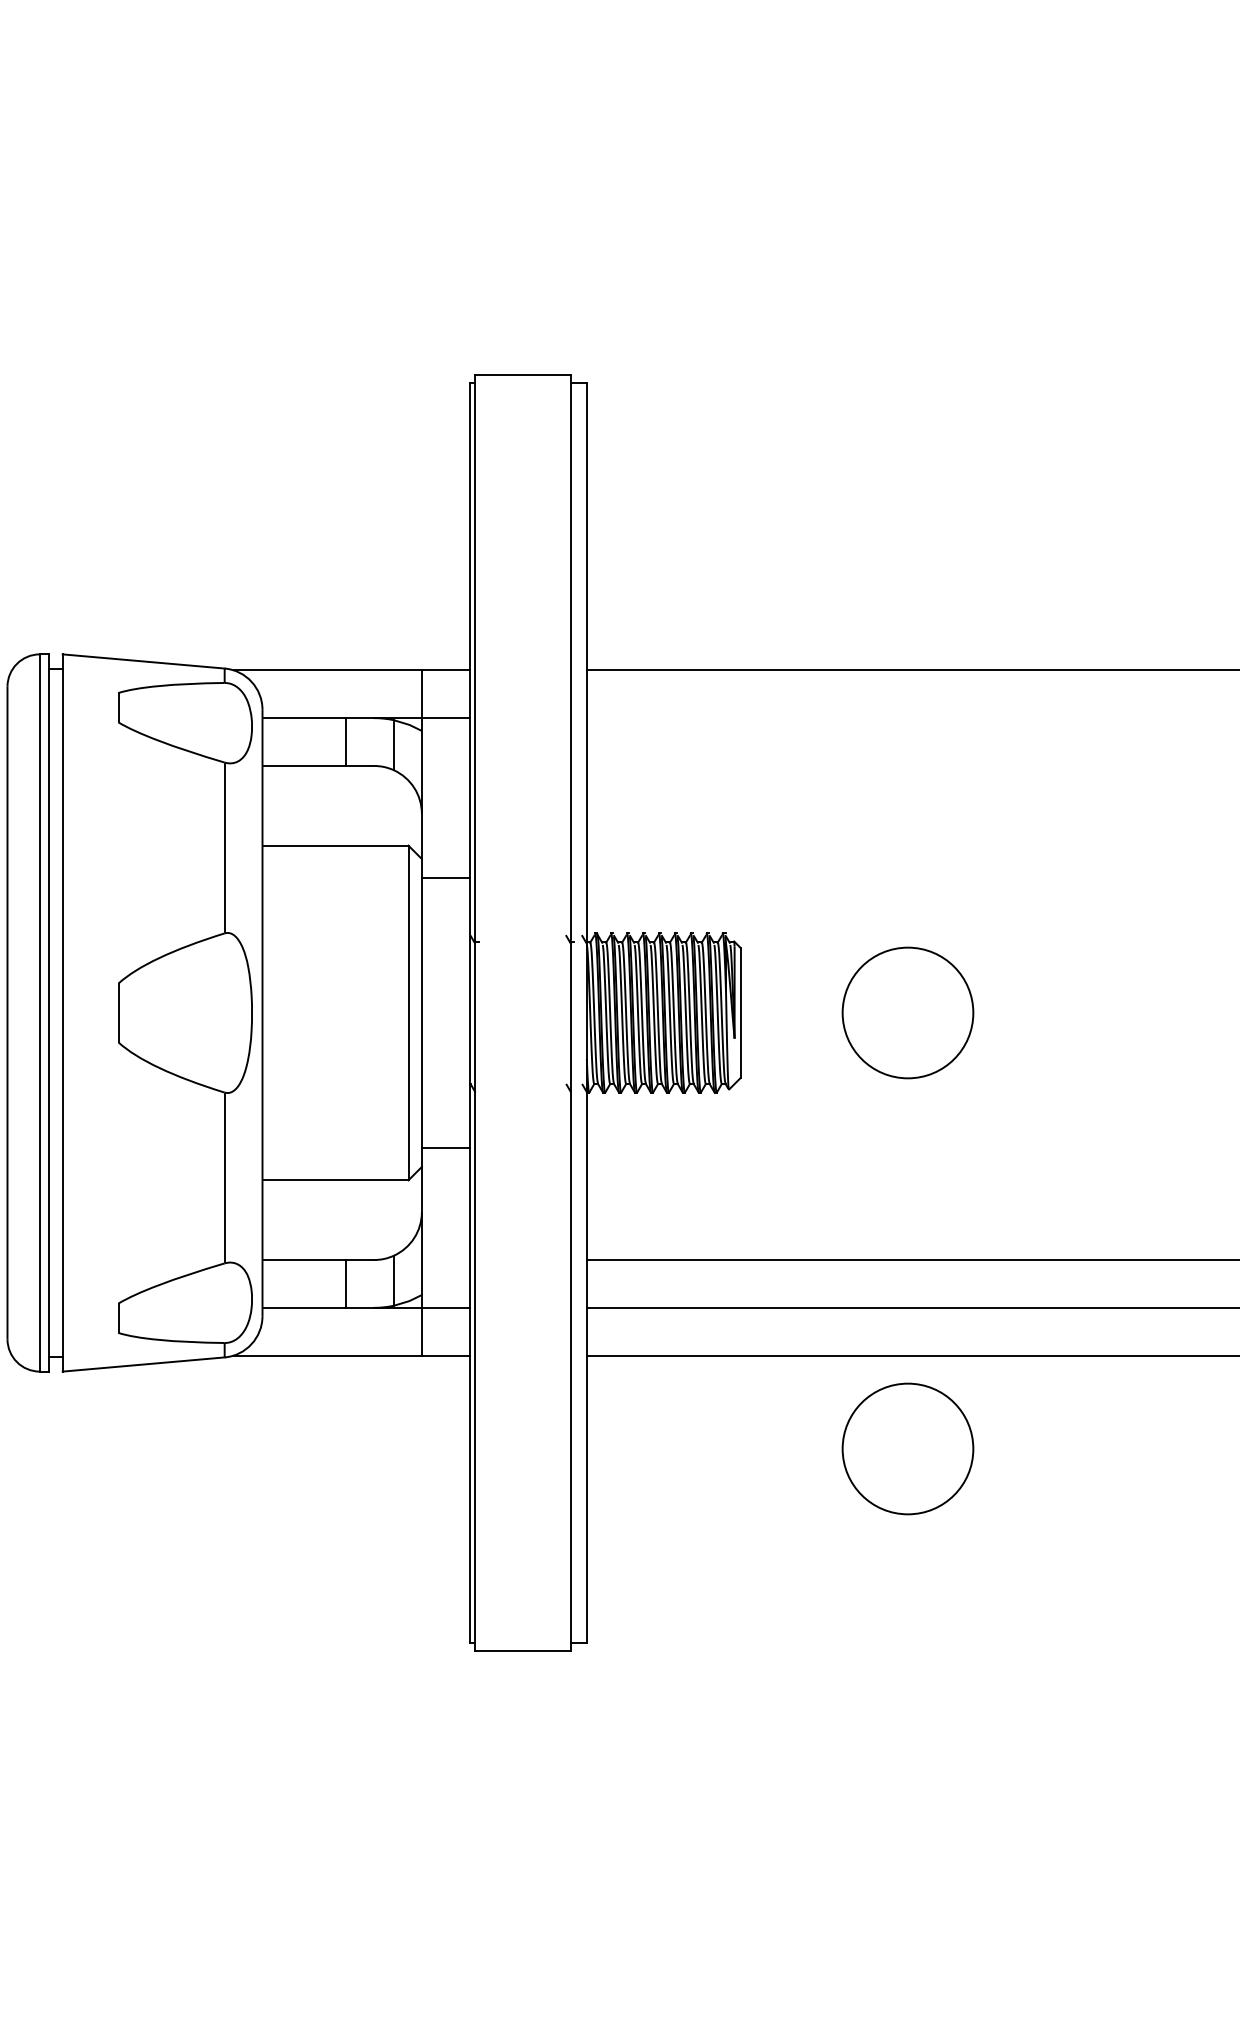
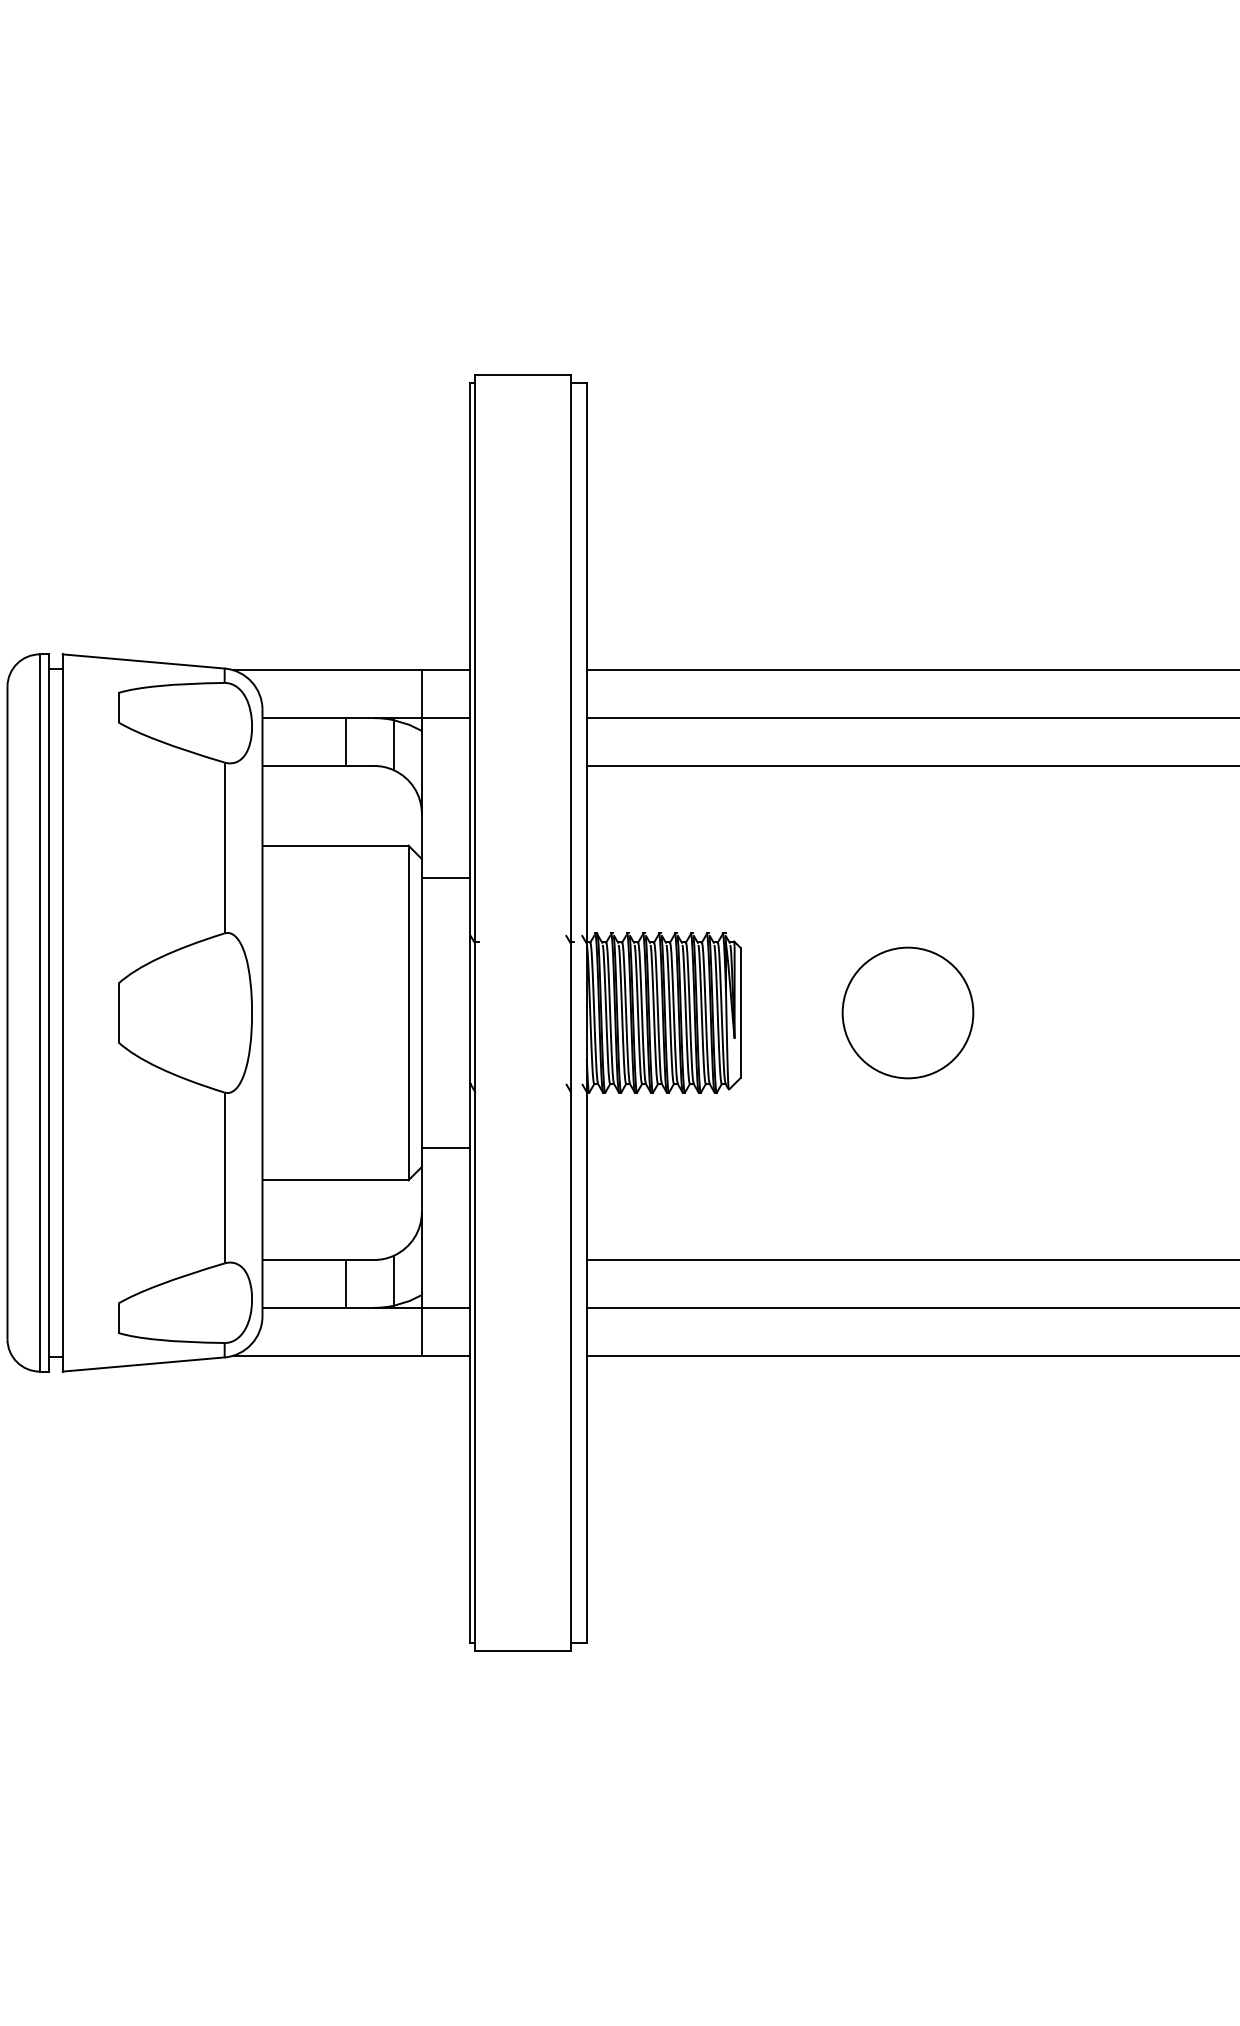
line: none -> present (911, 718)
line: none -> present (911, 765)
circle: present -> none (907, 1448)
